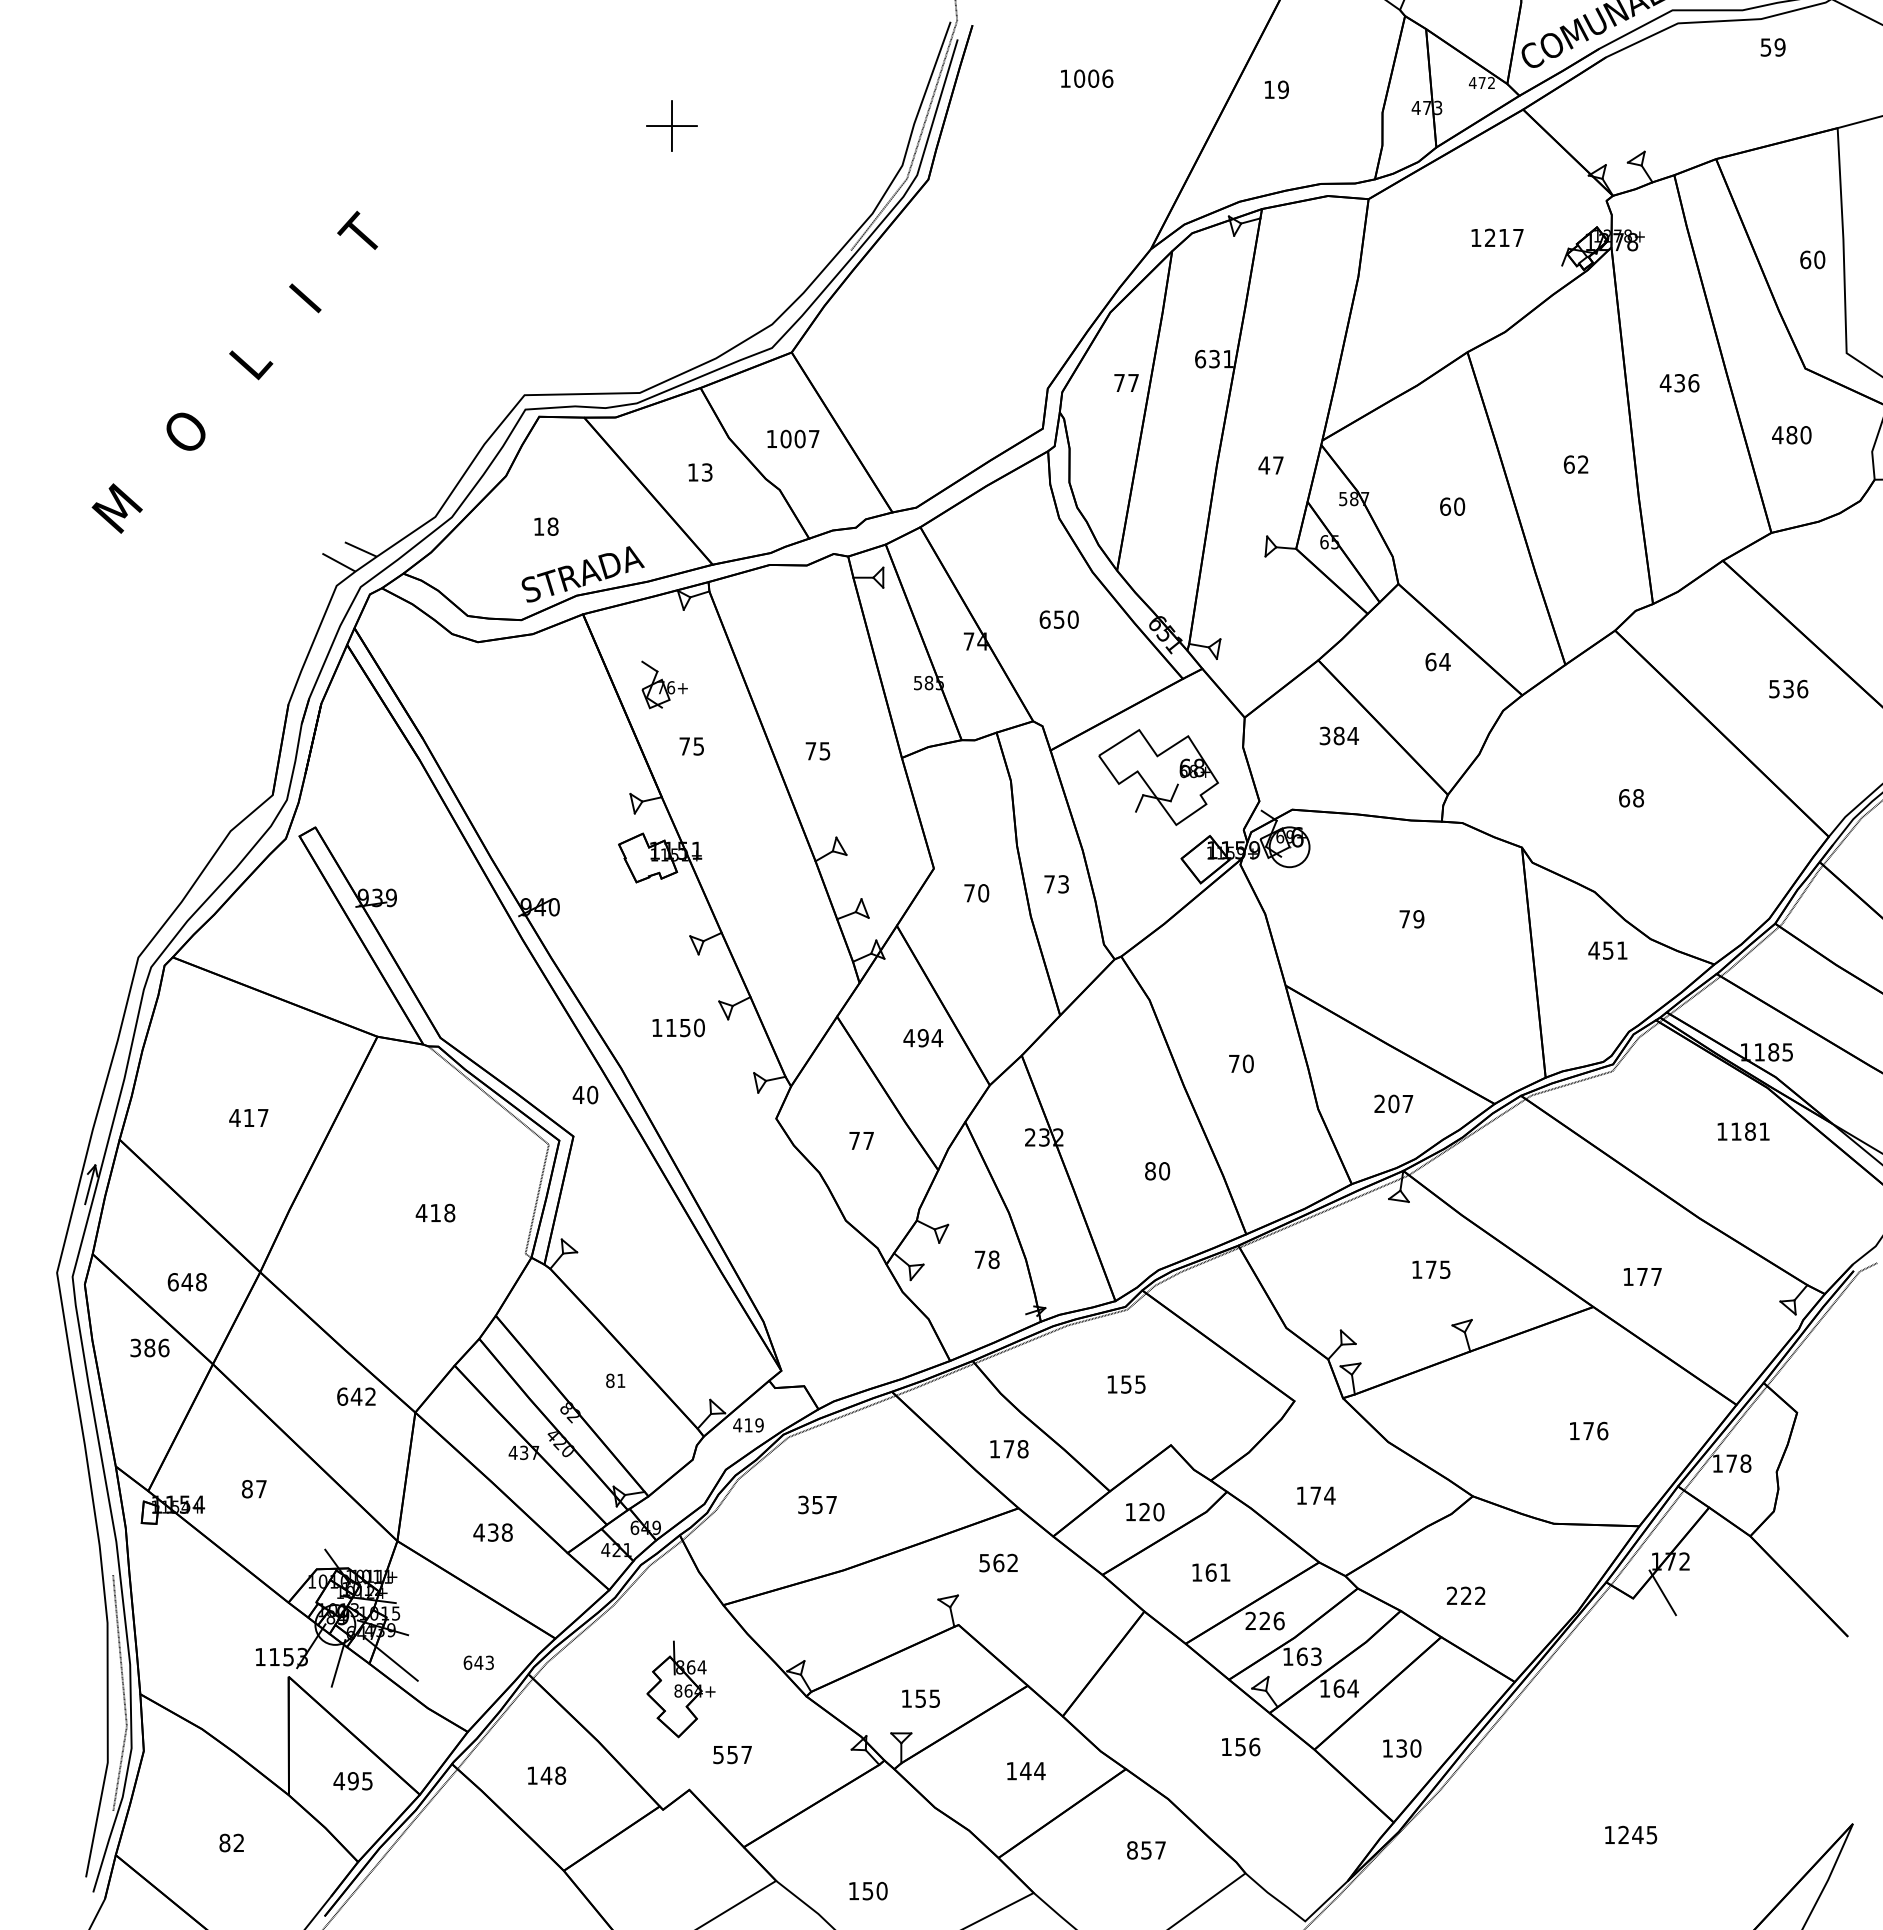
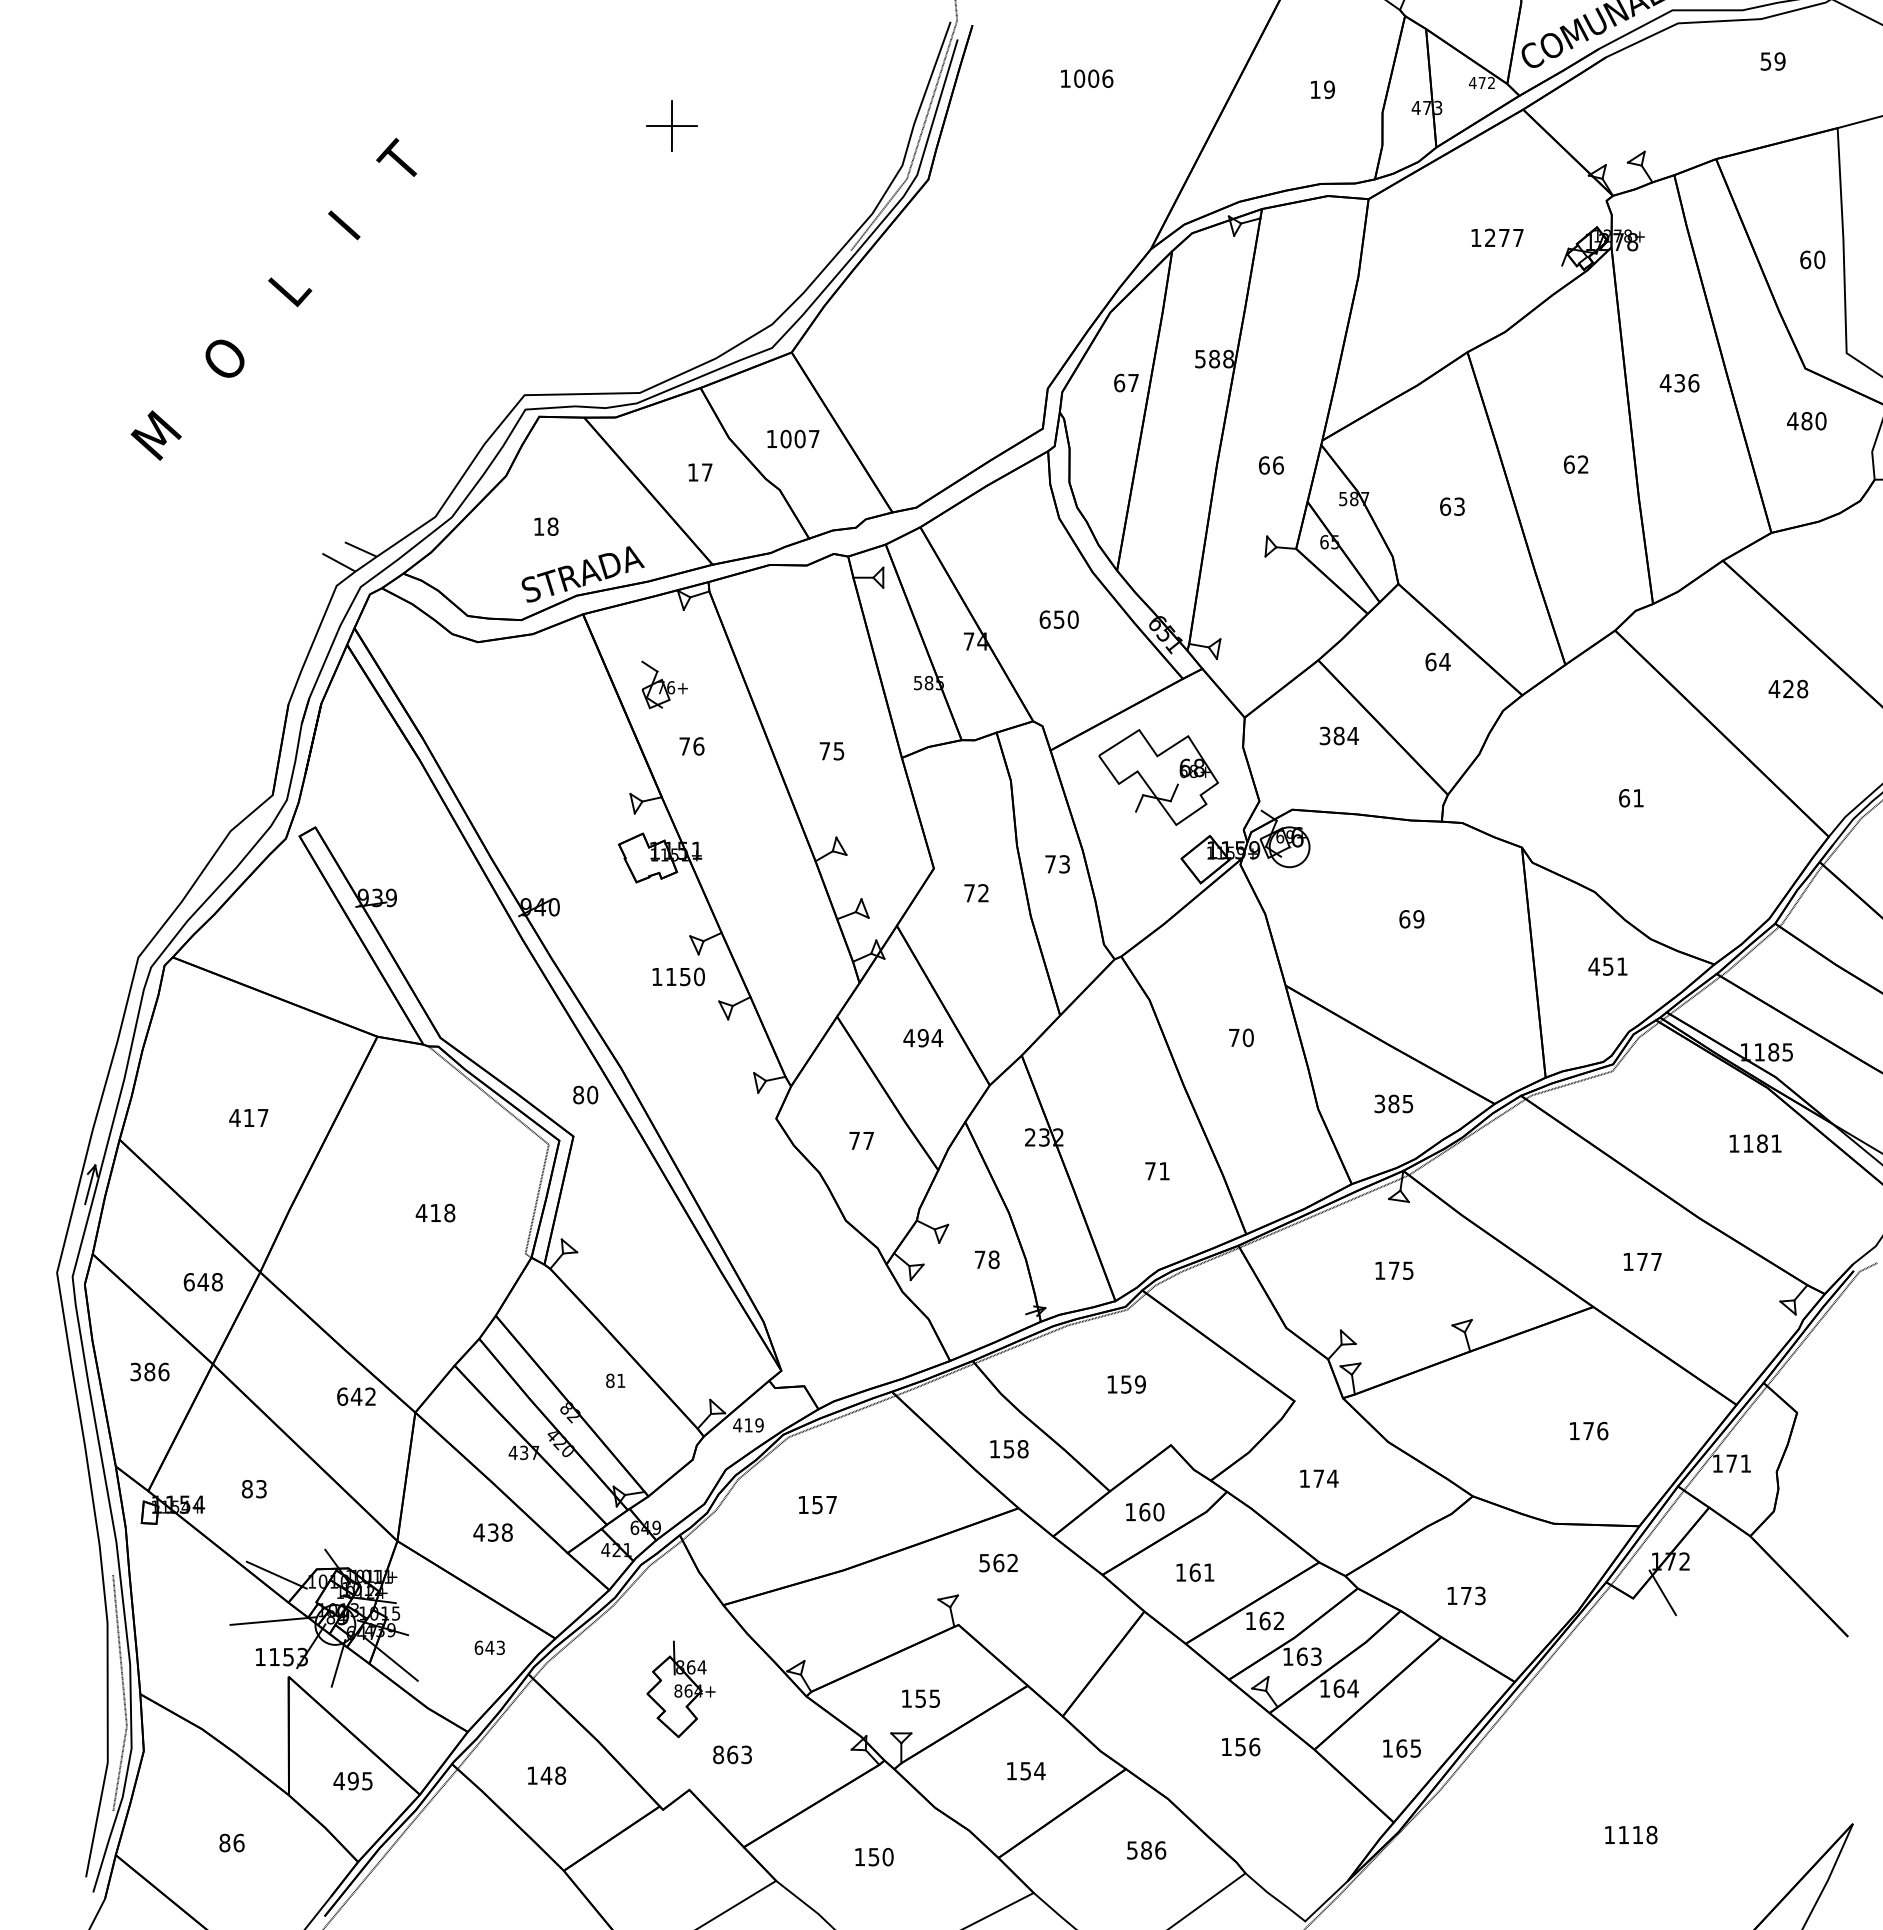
text position: (1772, 47) -> (1772, 61) (1772, 61)
text position: (1276, 89) -> (1322, 89) (1322, 89)
text: 1217 -> 1277 (1504, 237)
text: 631 -> 588 (1214, 358)
text position: (234, 371) -> (273, 298) (273, 298)
text: 77 -> 67 (1119, 382)
text position: (1791, 435) -> (1806, 421) (1806, 421)
text: 47 -> 66 (1270, 465)
text: 13 -> 17 (707, 472)
text: 60 -> 63 (1459, 506)
text: 536 -> 428 (1788, 688)
text: 75 -> 76 (698, 746)
text position: (817, 751) -> (831, 751) (831, 751)
text: 68 -> 61 (1638, 798)
text position: (1056, 884) -> (1057, 864) (1057, 864)
text: 70 -> 72 (983, 893)
text: 79 -> 69 (1404, 919)
text position: (1607, 950) -> (1607, 966) (1607, 966)
text position: (678, 1027) -> (678, 976) (678, 976)
text position: (1241, 1063) -> (1241, 1037) (1241, 1037)
text: 40 -> 80 (578, 1094)
text: 207 -> 385 (1393, 1104)
text position: (1743, 1131) -> (1755, 1143) (1755, 1143)
text: 80 -> 71 (1157, 1171)
text position: (1431, 1269) -> (1394, 1270) (1394, 1270)
text position: (1642, 1276) -> (1642, 1261) (1642, 1261)
text position: (186, 1282) -> (202, 1282) (202, 1282)
text position: (149, 1347) -> (149, 1371) (149, 1371)
text: 155 -> 159 (1139, 1384)
text: 178 -> 158 (1008, 1449)
text: 178 -> 171 (1745, 1463)
text: 87 -> 83 (261, 1489)
text position: (1316, 1495) -> (1319, 1478) (1319, 1478)
text: 357 -> 157 (803, 1504)
text: 120 -> 160 (1144, 1511)
text position: (1211, 1572) -> (1195, 1572) (1195, 1572)
line: none -> present (276, 1574)
text: 222 -> 173 (1465, 1595)
line: none -> present (273, 1620)
text: 226 -> 162 (1264, 1620)
text position: (478, 1662) -> (489, 1647) (489, 1647)
text: 130 -> 165 (1408, 1748)
text: 557 -> 863 (732, 1754)
text: 144 -> 154 (1025, 1771)
text: 1245 -> 1118 (1637, 1834)
text: 82 -> 86 (238, 1842)
text: 857 -> 586 (1146, 1850)
text position: (868, 1891) -> (874, 1857) (874, 1857)
